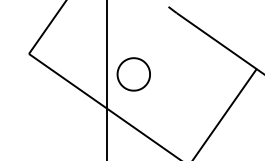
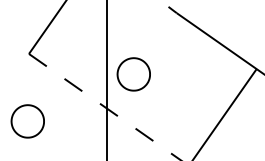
line: solid -> dashed (104, 107)
part: none -> present (27, 121)
